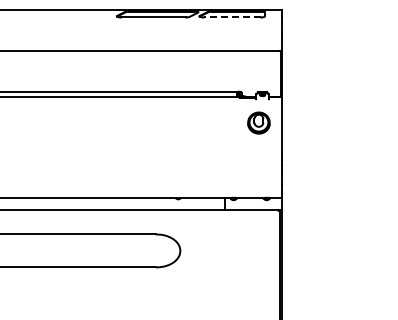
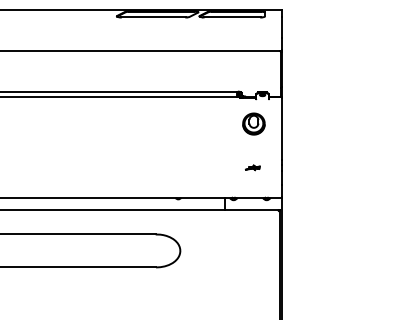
line: dashed -> solid (232, 17)
part position: (258, 122) -> (253, 123) (253, 123)
part: none -> present (252, 167)
